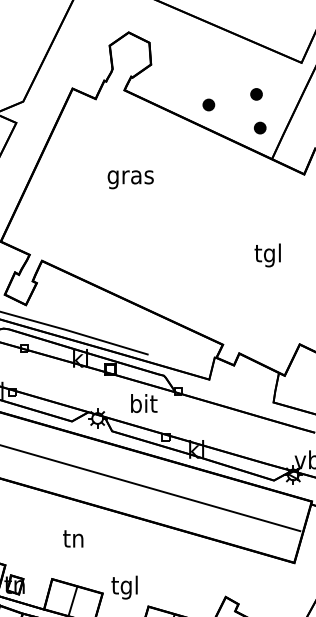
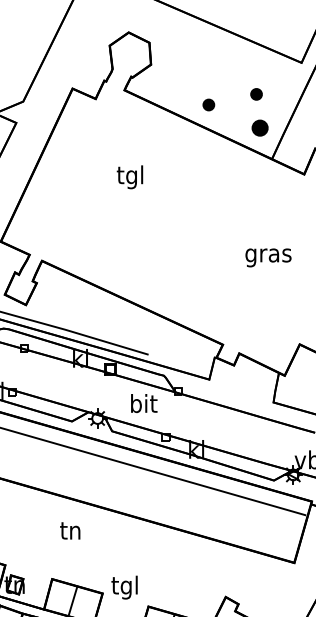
part size: 13x14 px -> 18x18 px (259, 127)
text: gras -> tgl (130, 177)
text: tgl -> gras (268, 255)
line position: (151, 488) -> (153, 471) (153, 471)
text position: (73, 538) -> (70, 530) (70, 530)
